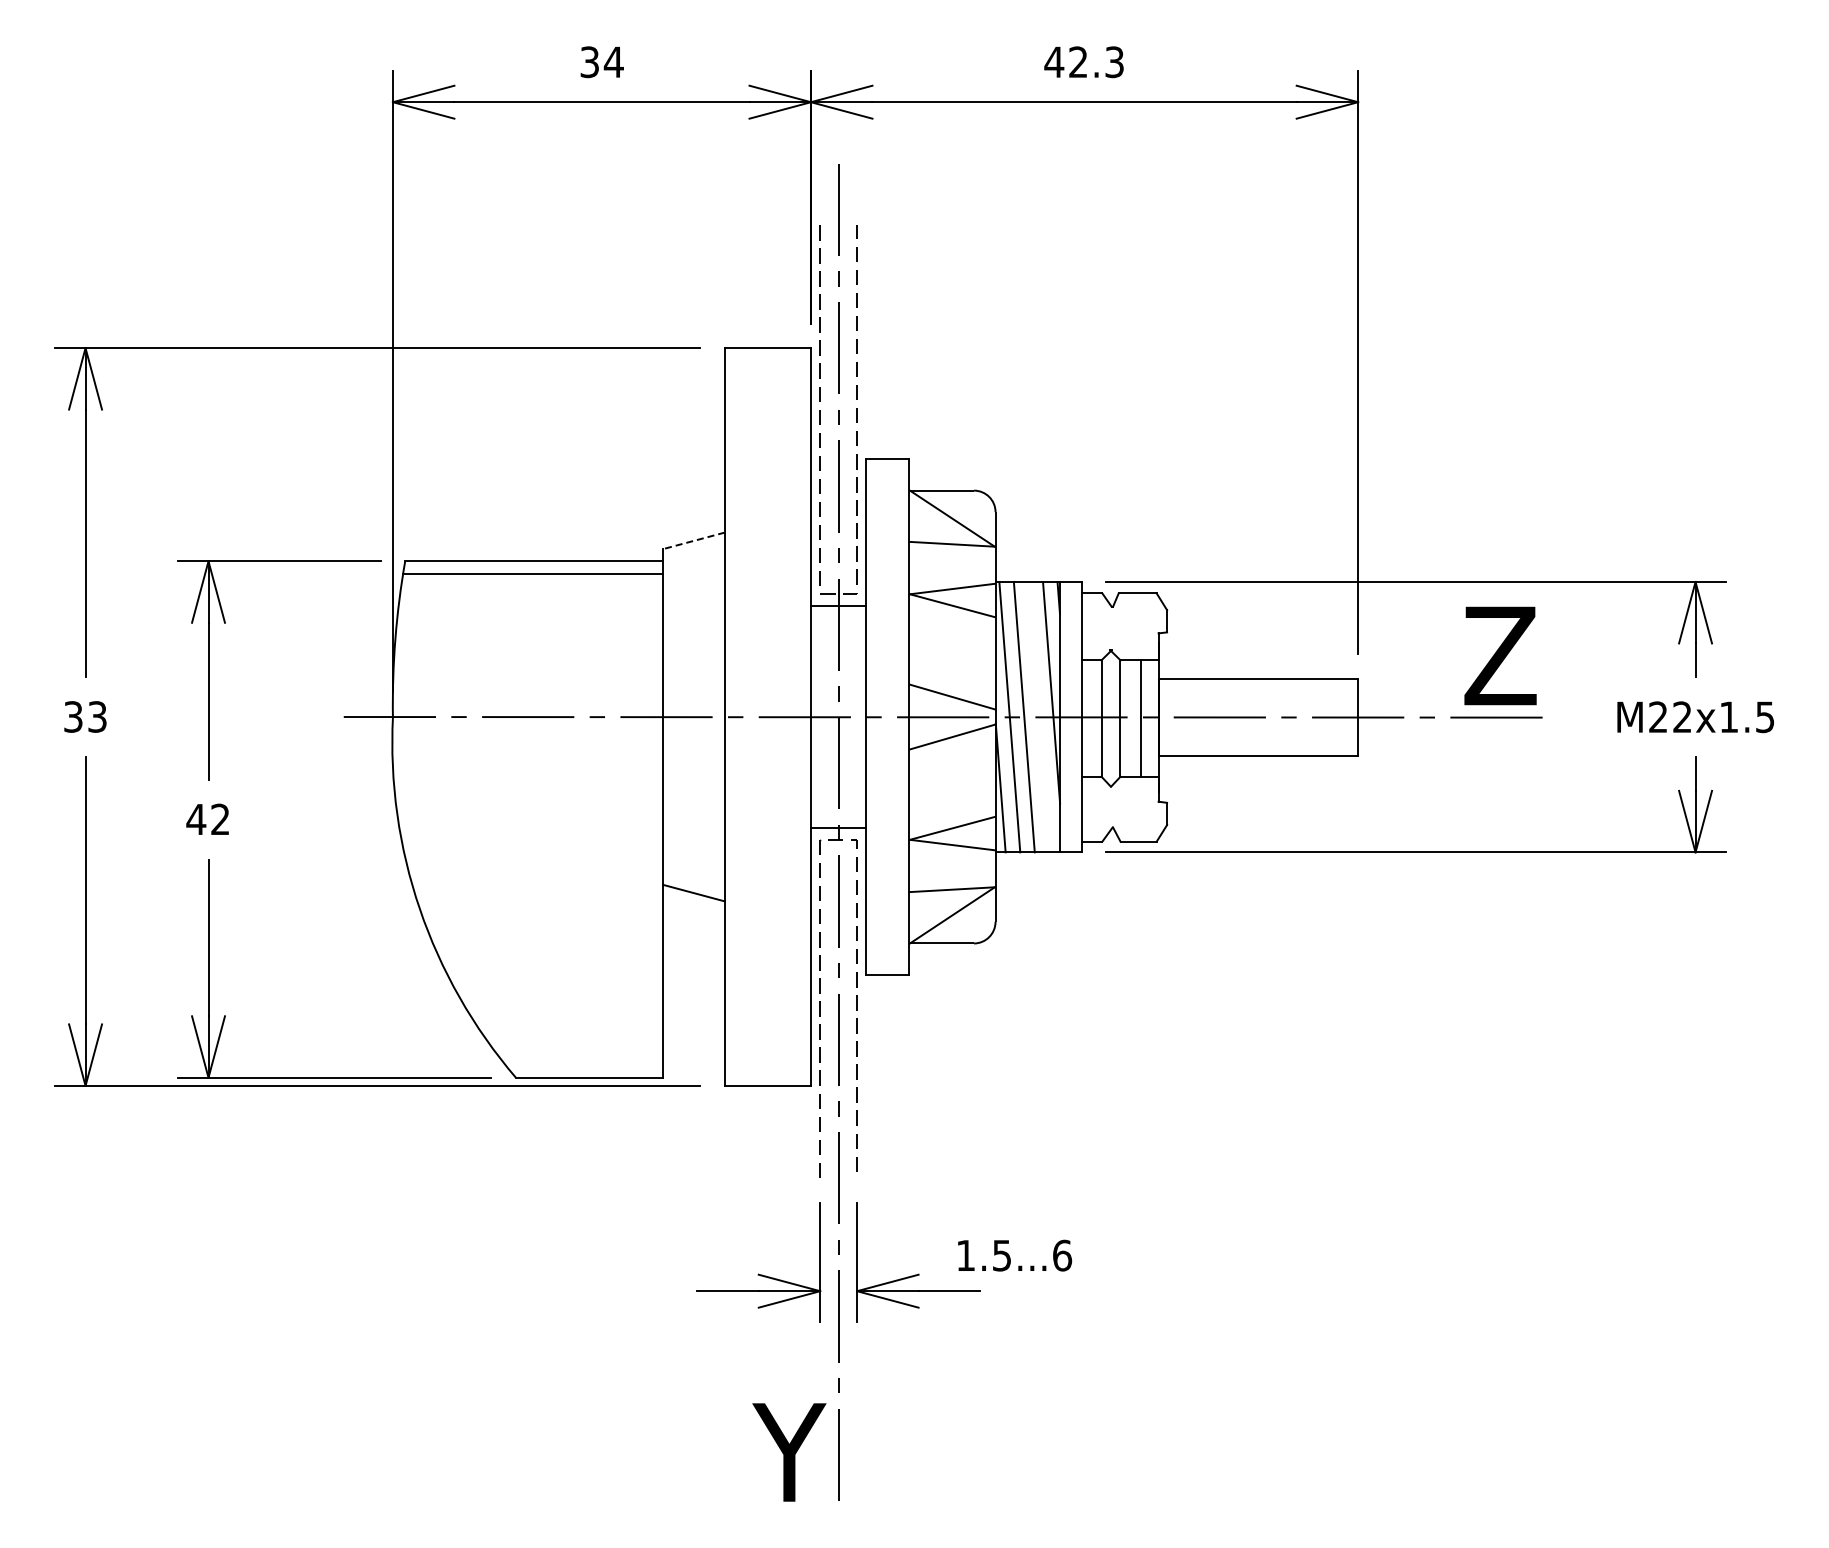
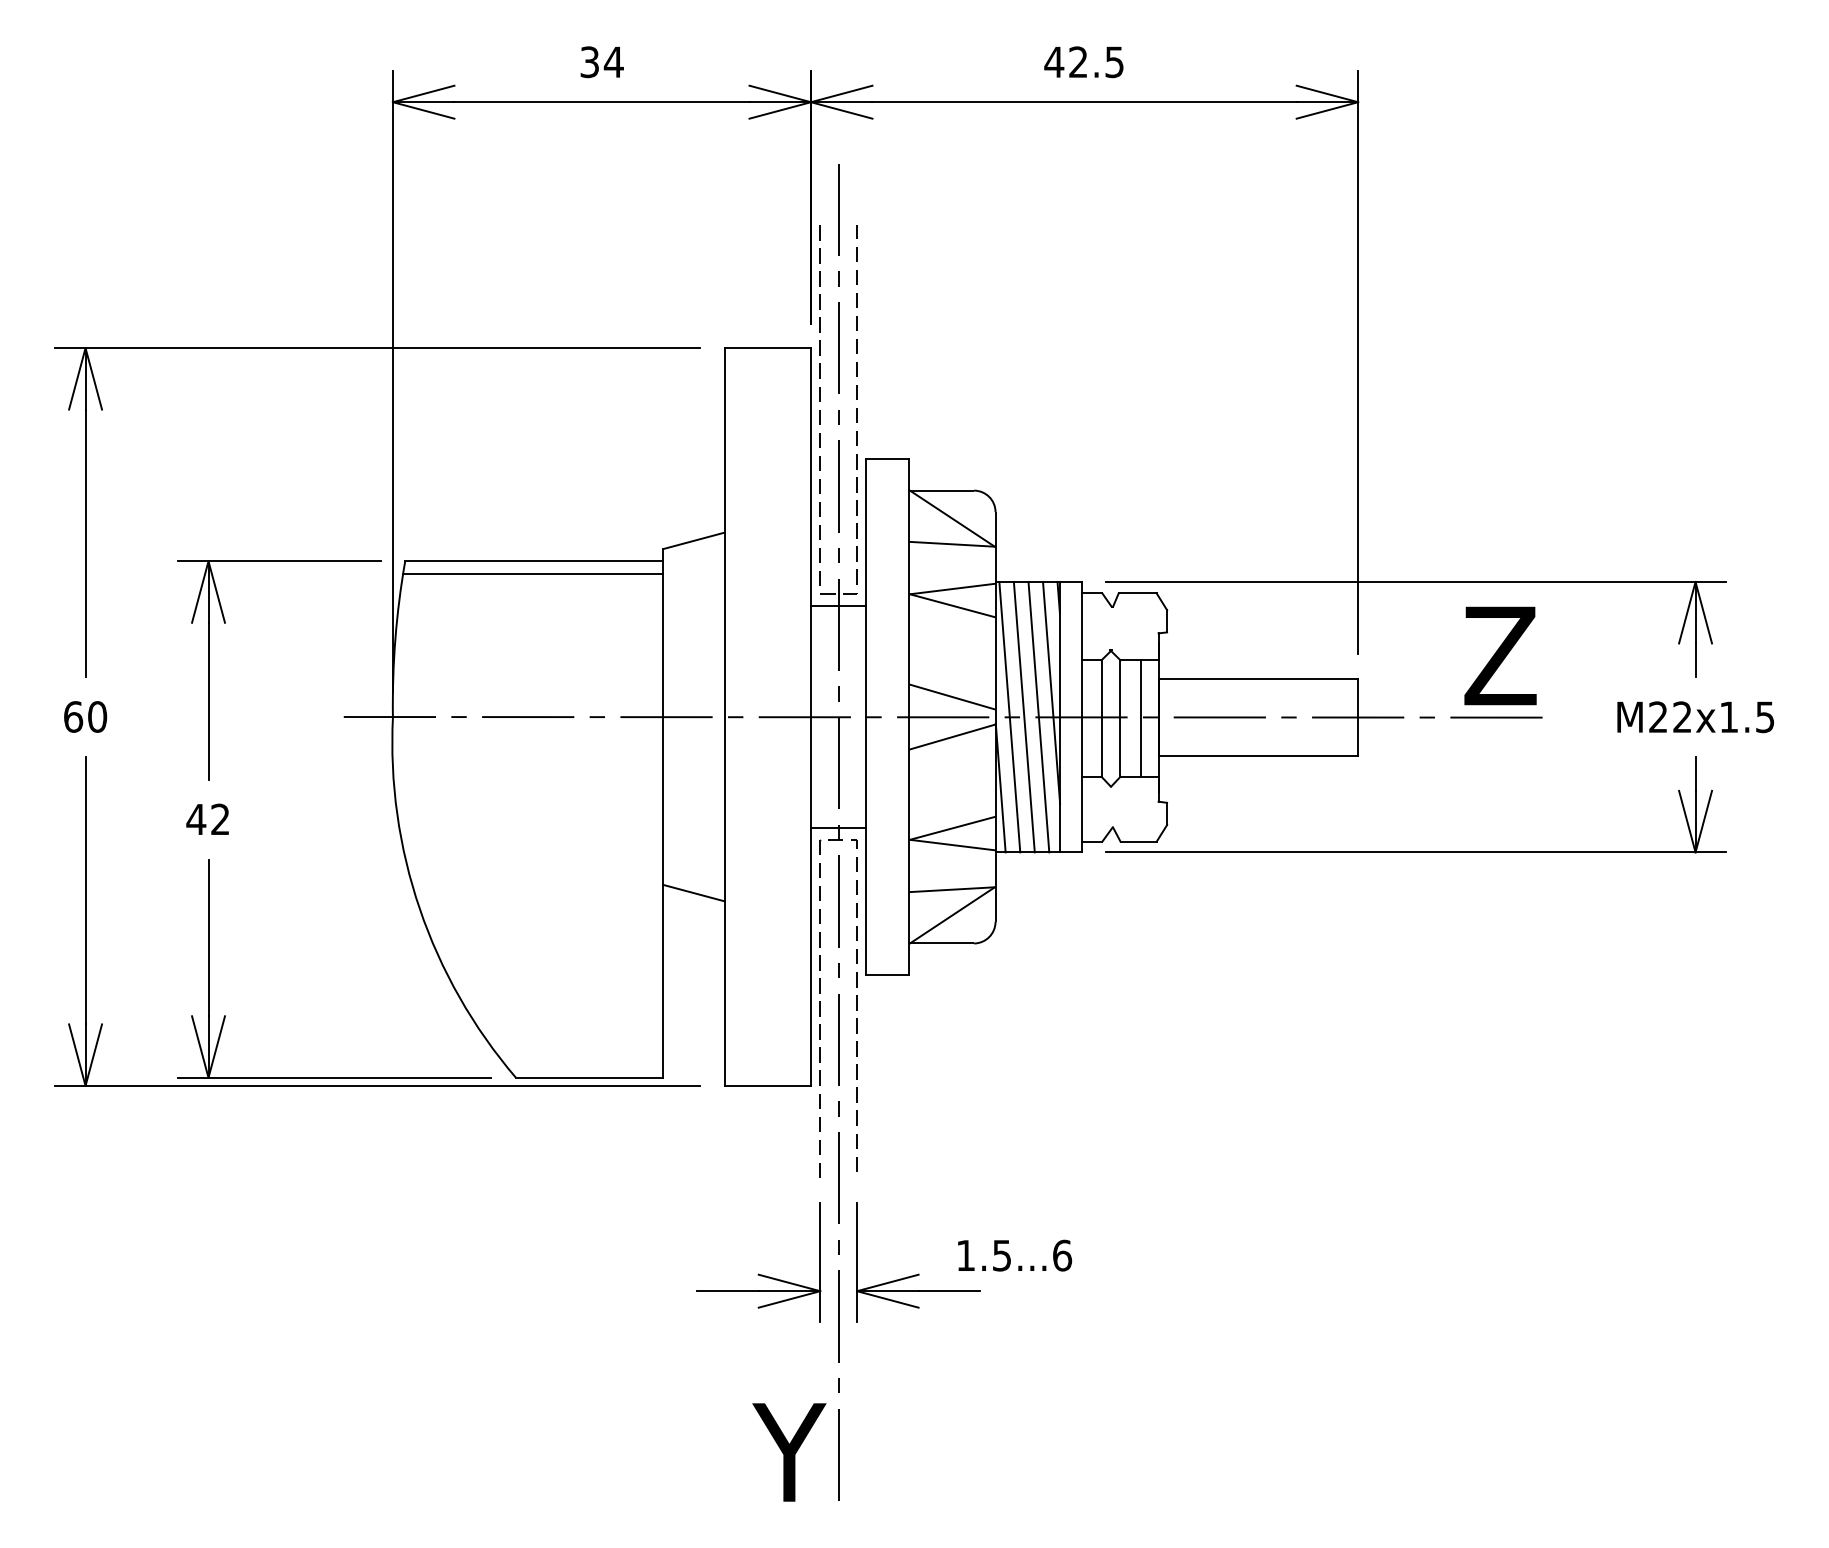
text: 42.3 -> 42.5 (1114, 61)
line: dashed -> solid (694, 540)
text: 33 -> 60 (85, 716)
line: none -> present (1038, 716)
